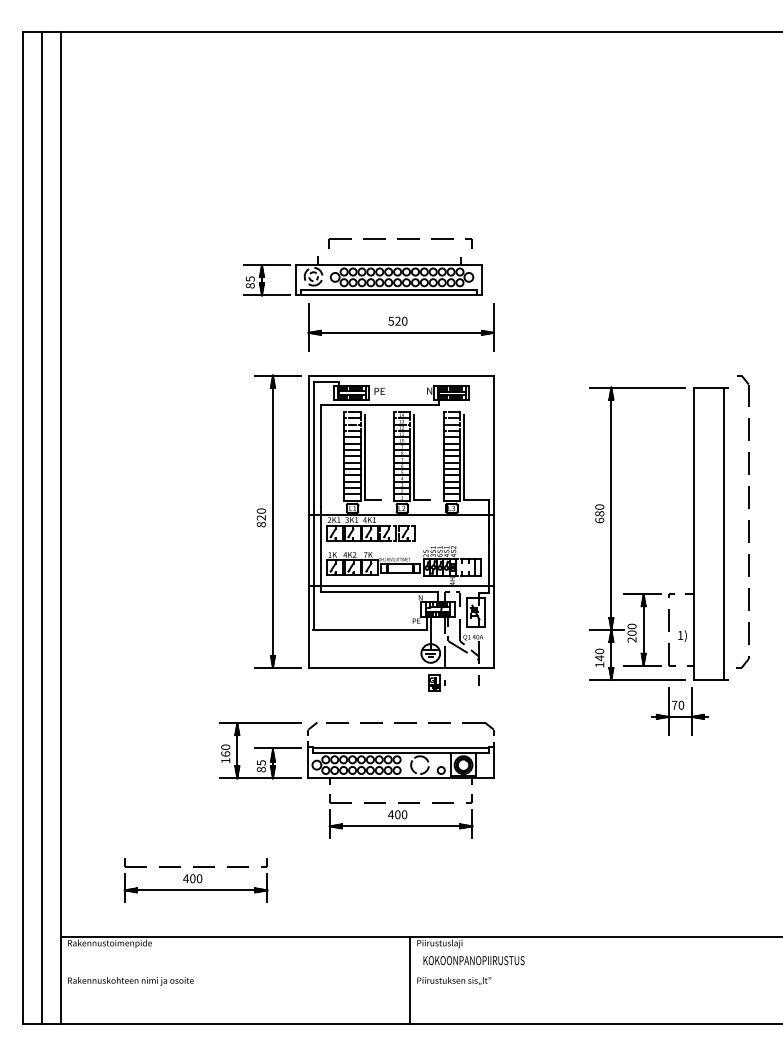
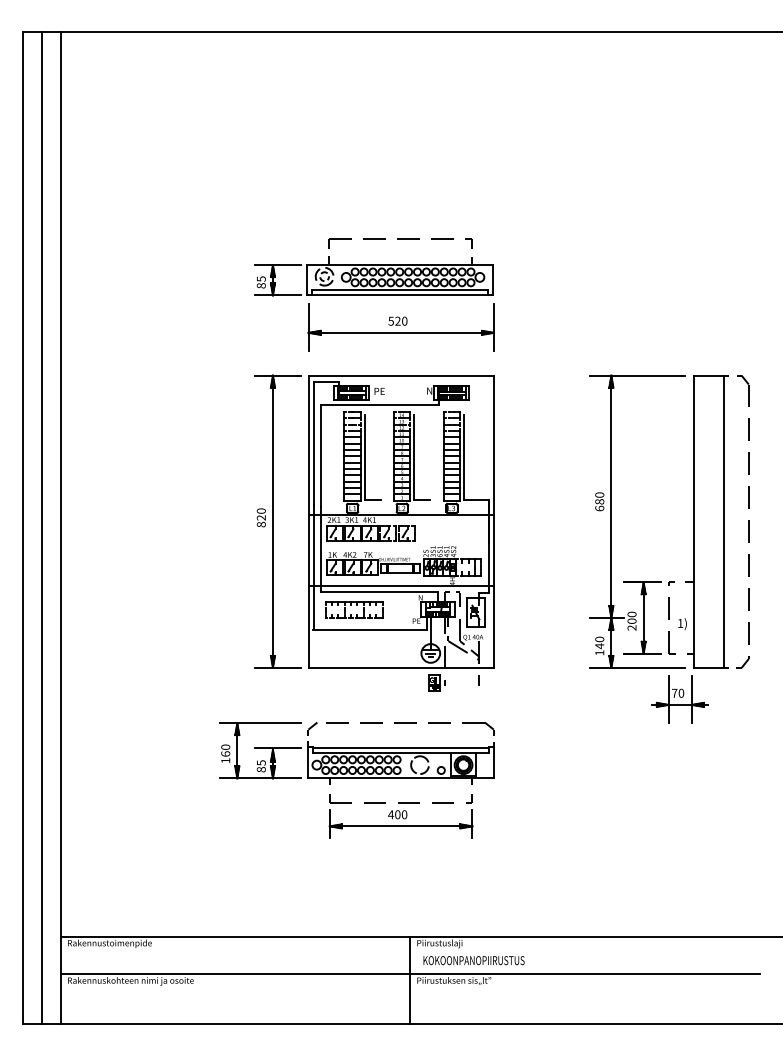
part position: (362, 276) -> (373, 276) (373, 276)
part position: (658, 593) -> (658, 581) (658, 581)
part: none -> present (354, 609)
part: present -> none (195, 880)
line: none -> present (409, 974)
